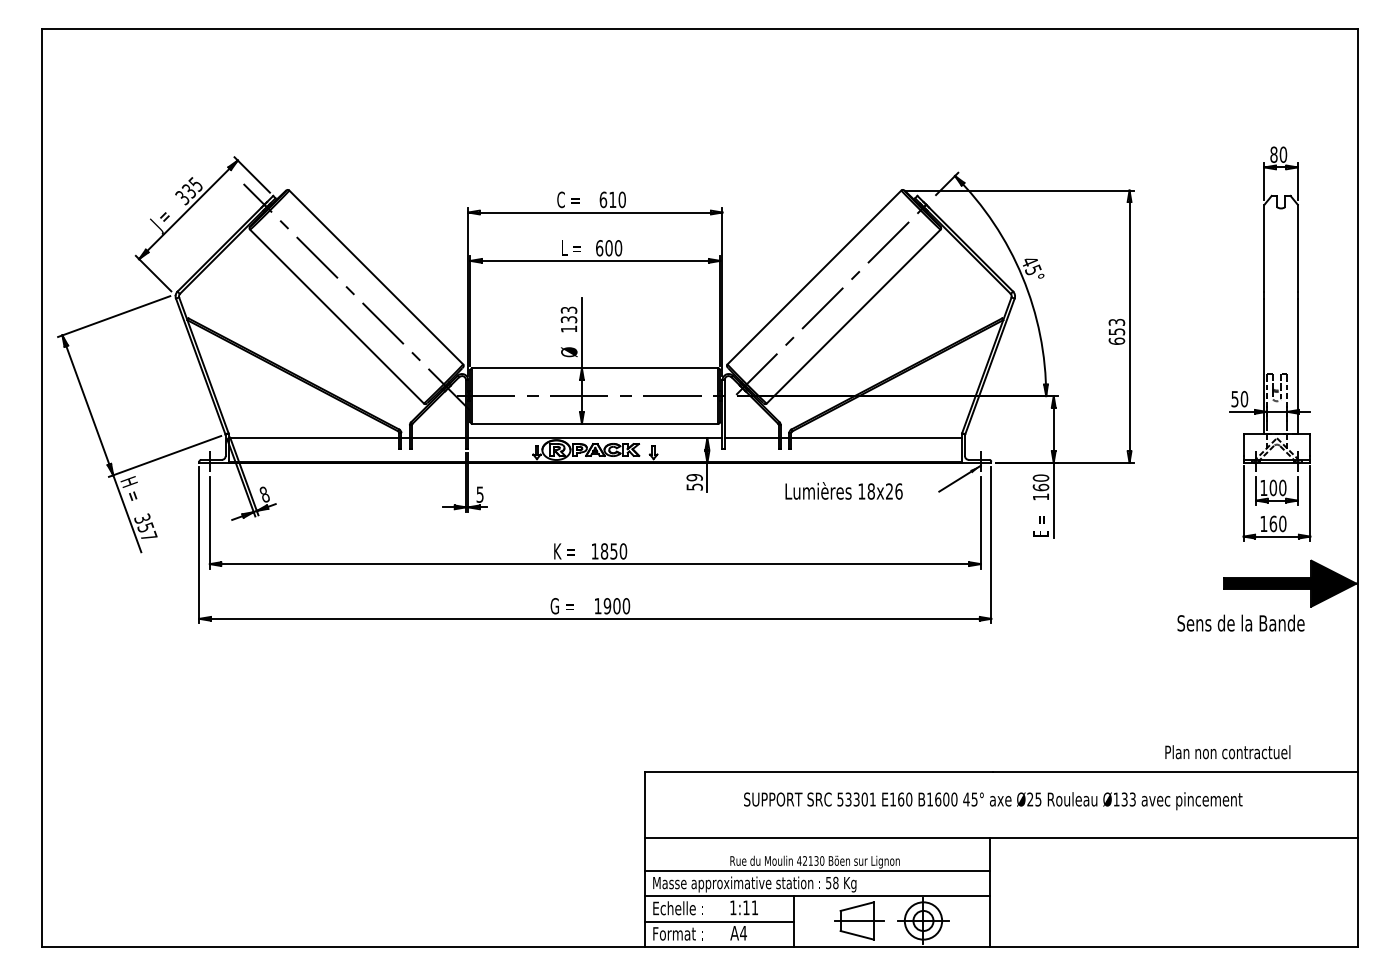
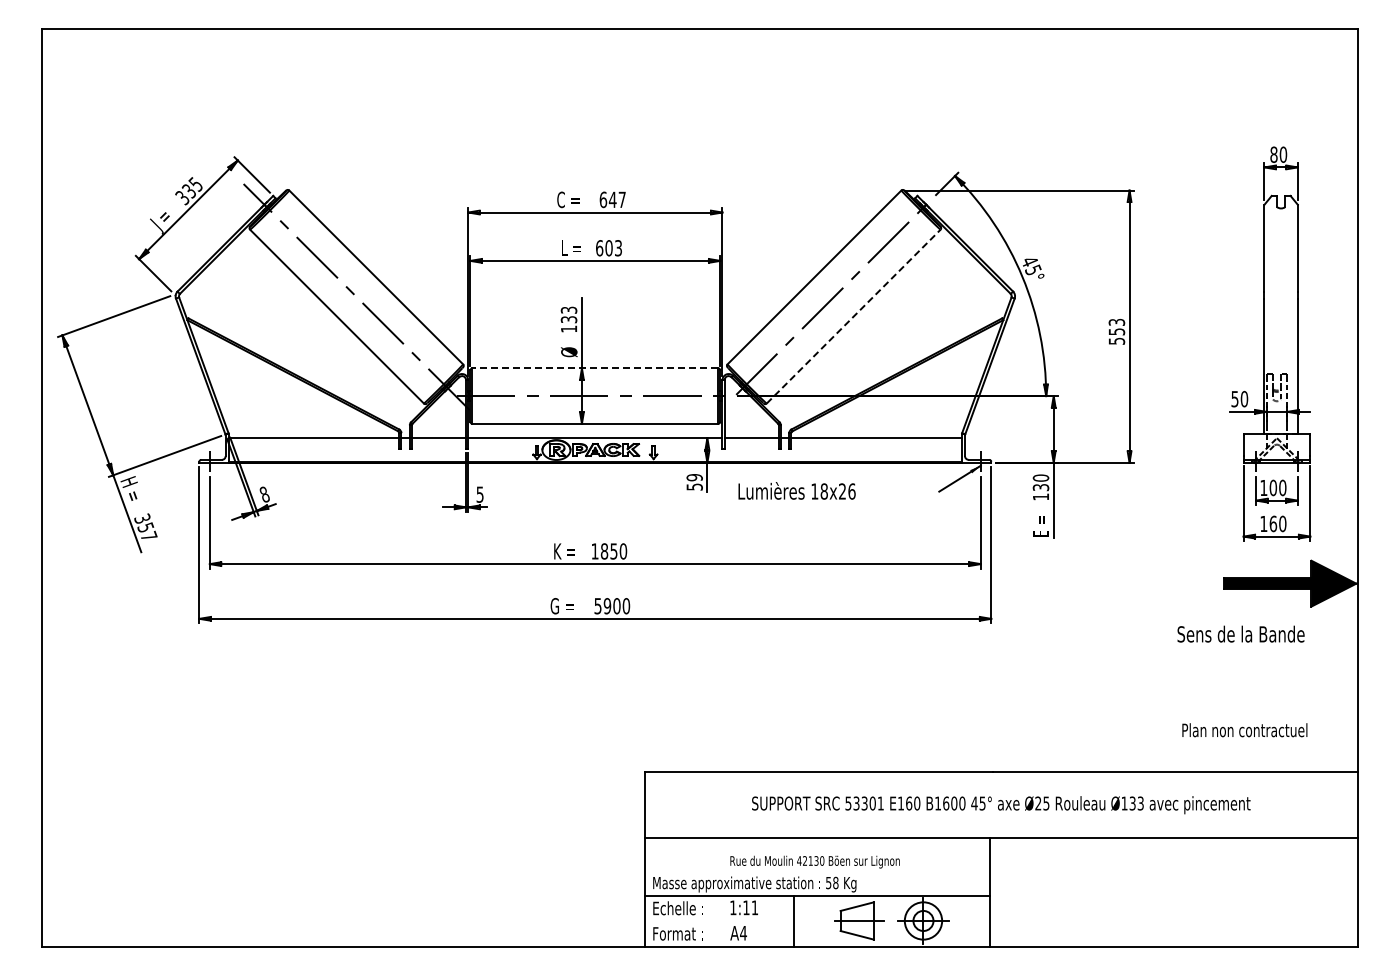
text: 610 -> 647 (616, 199)
text: 600 -> 603 (618, 248)
line: solid -> dashed (853, 316)
text: 653 -> 553 (1116, 340)
line: solid -> dashed (595, 368)
text: 160 -> 130 (1040, 487)
text position: (843, 490) -> (796, 490) (796, 490)
text: 1900 -> 5900 (597, 606)
text position: (1240, 622) -> (1240, 633) (1240, 633)
text position: (1227, 752) -> (1244, 730) (1244, 730)
text position: (993, 801) -> (1001, 805) (1001, 805)
line: present -> none (816, 871)
line: present -> none (719, 921)
